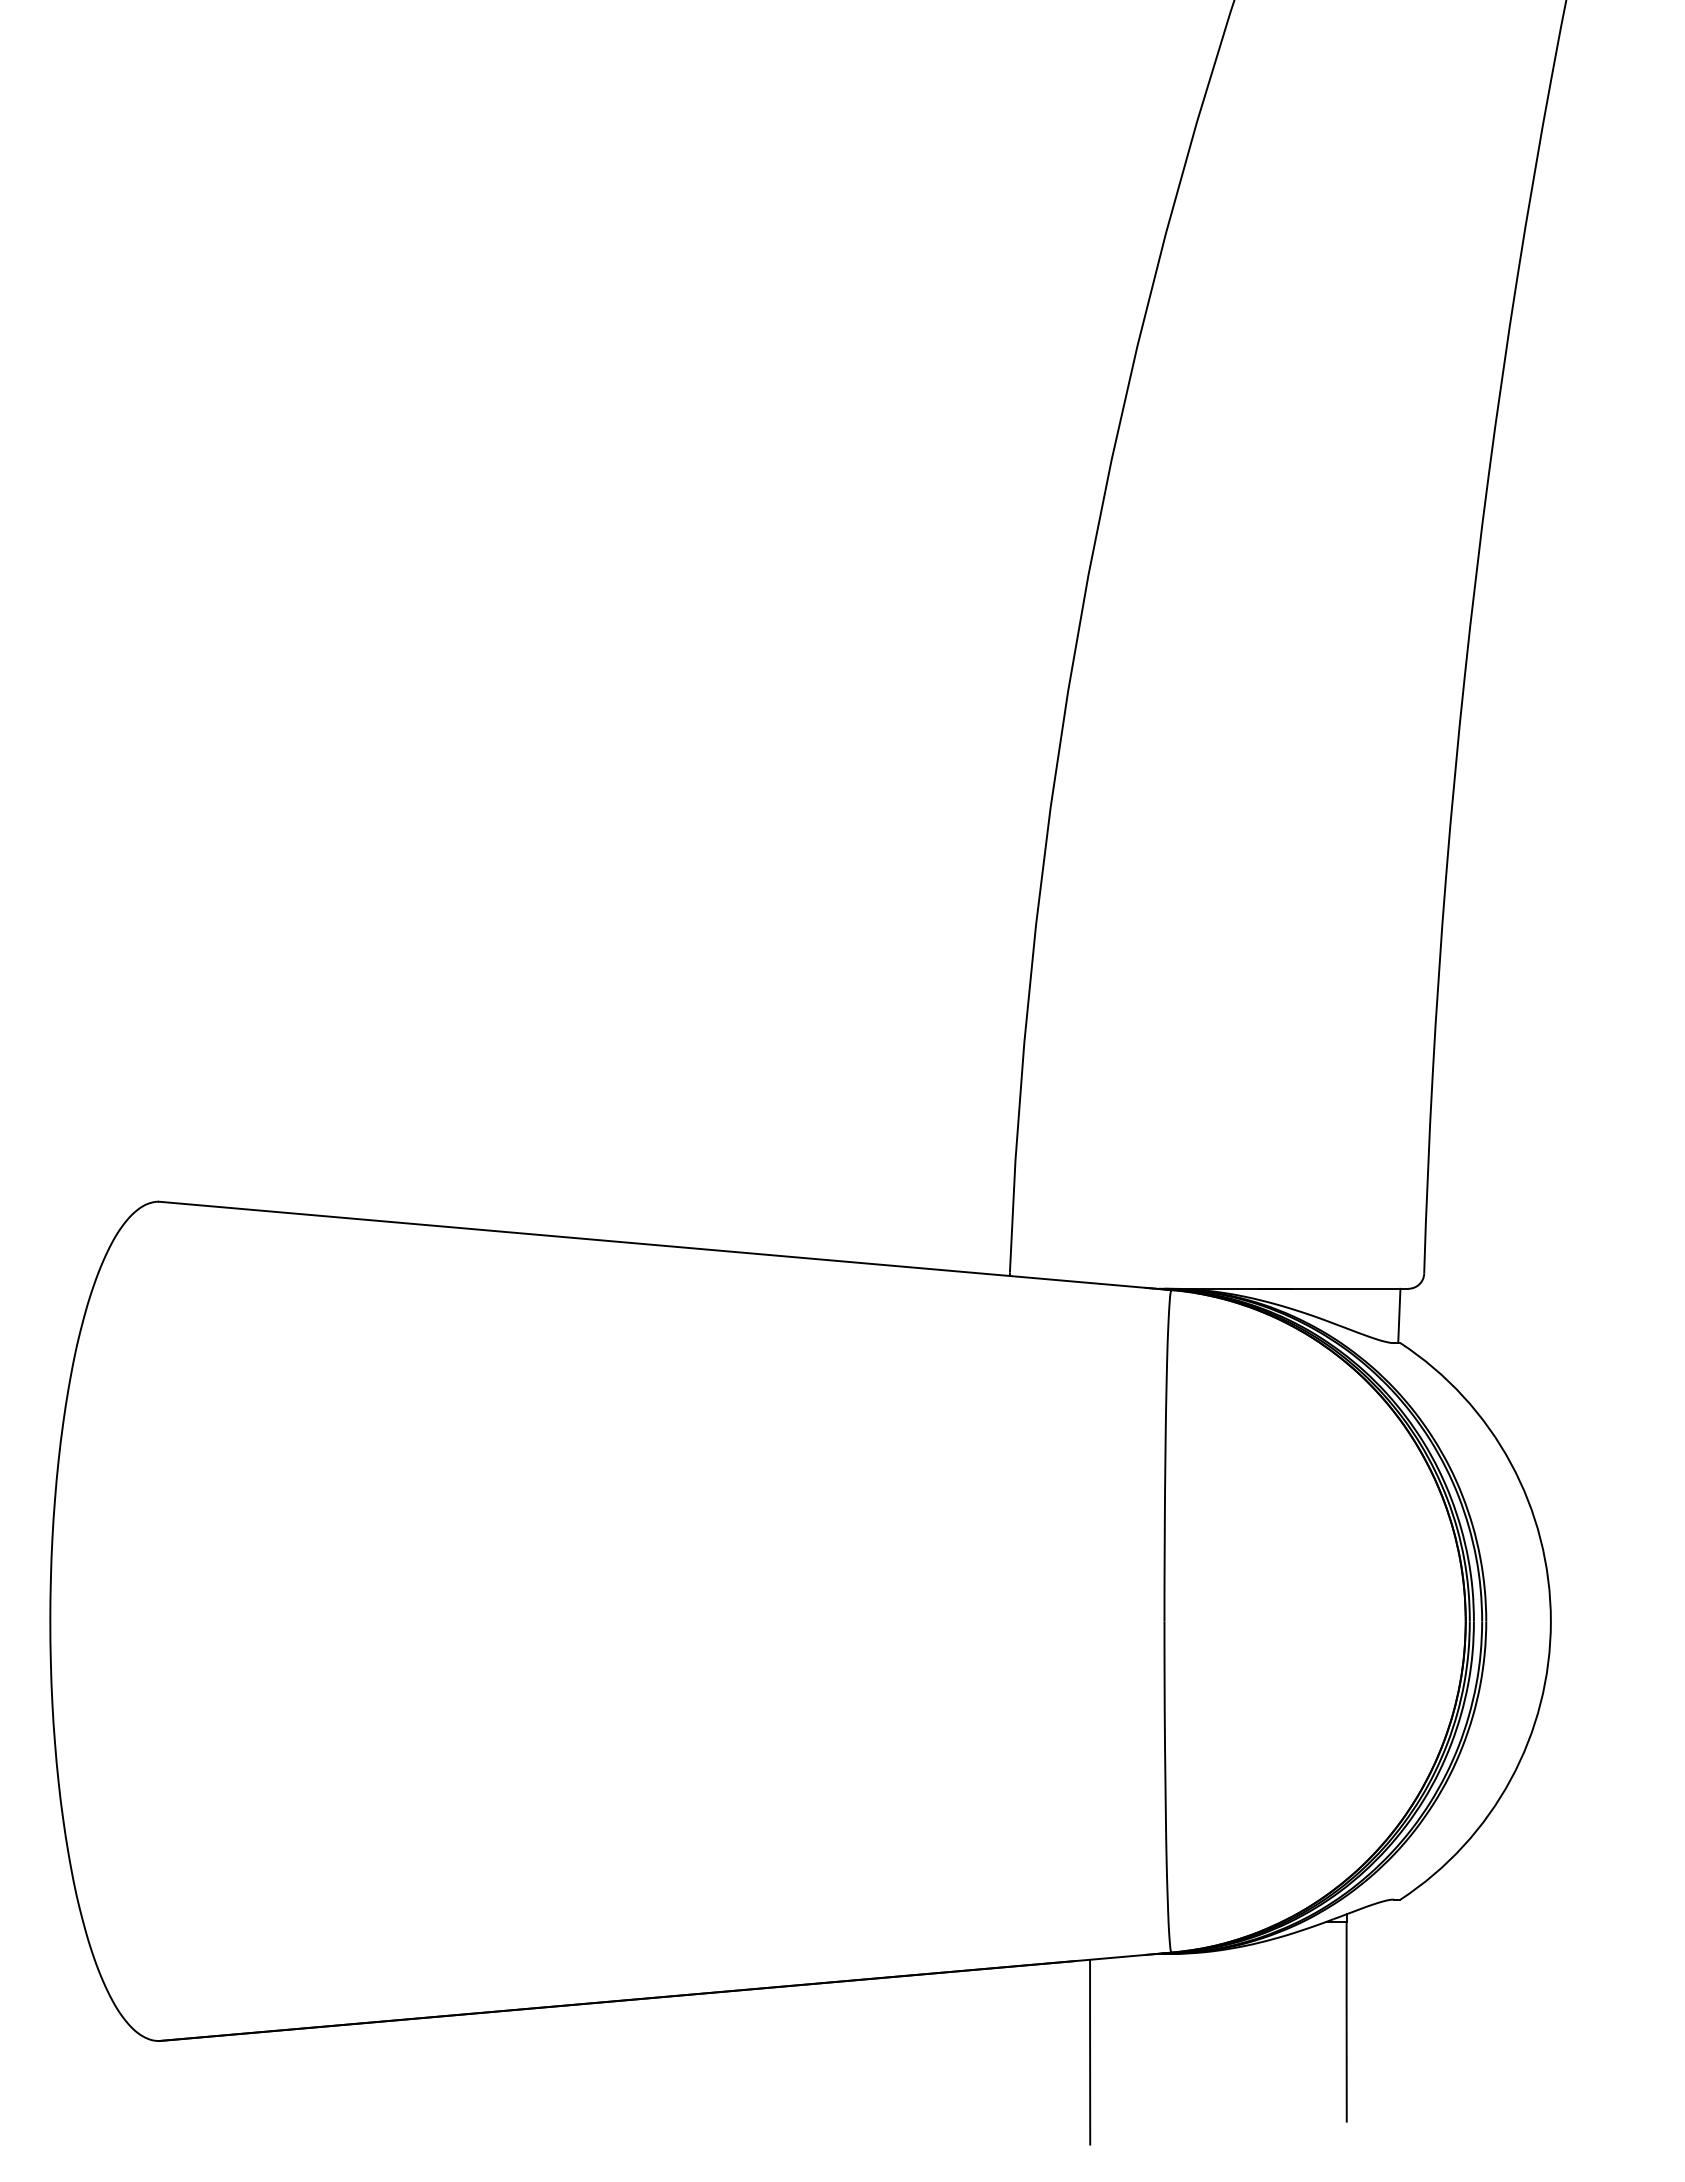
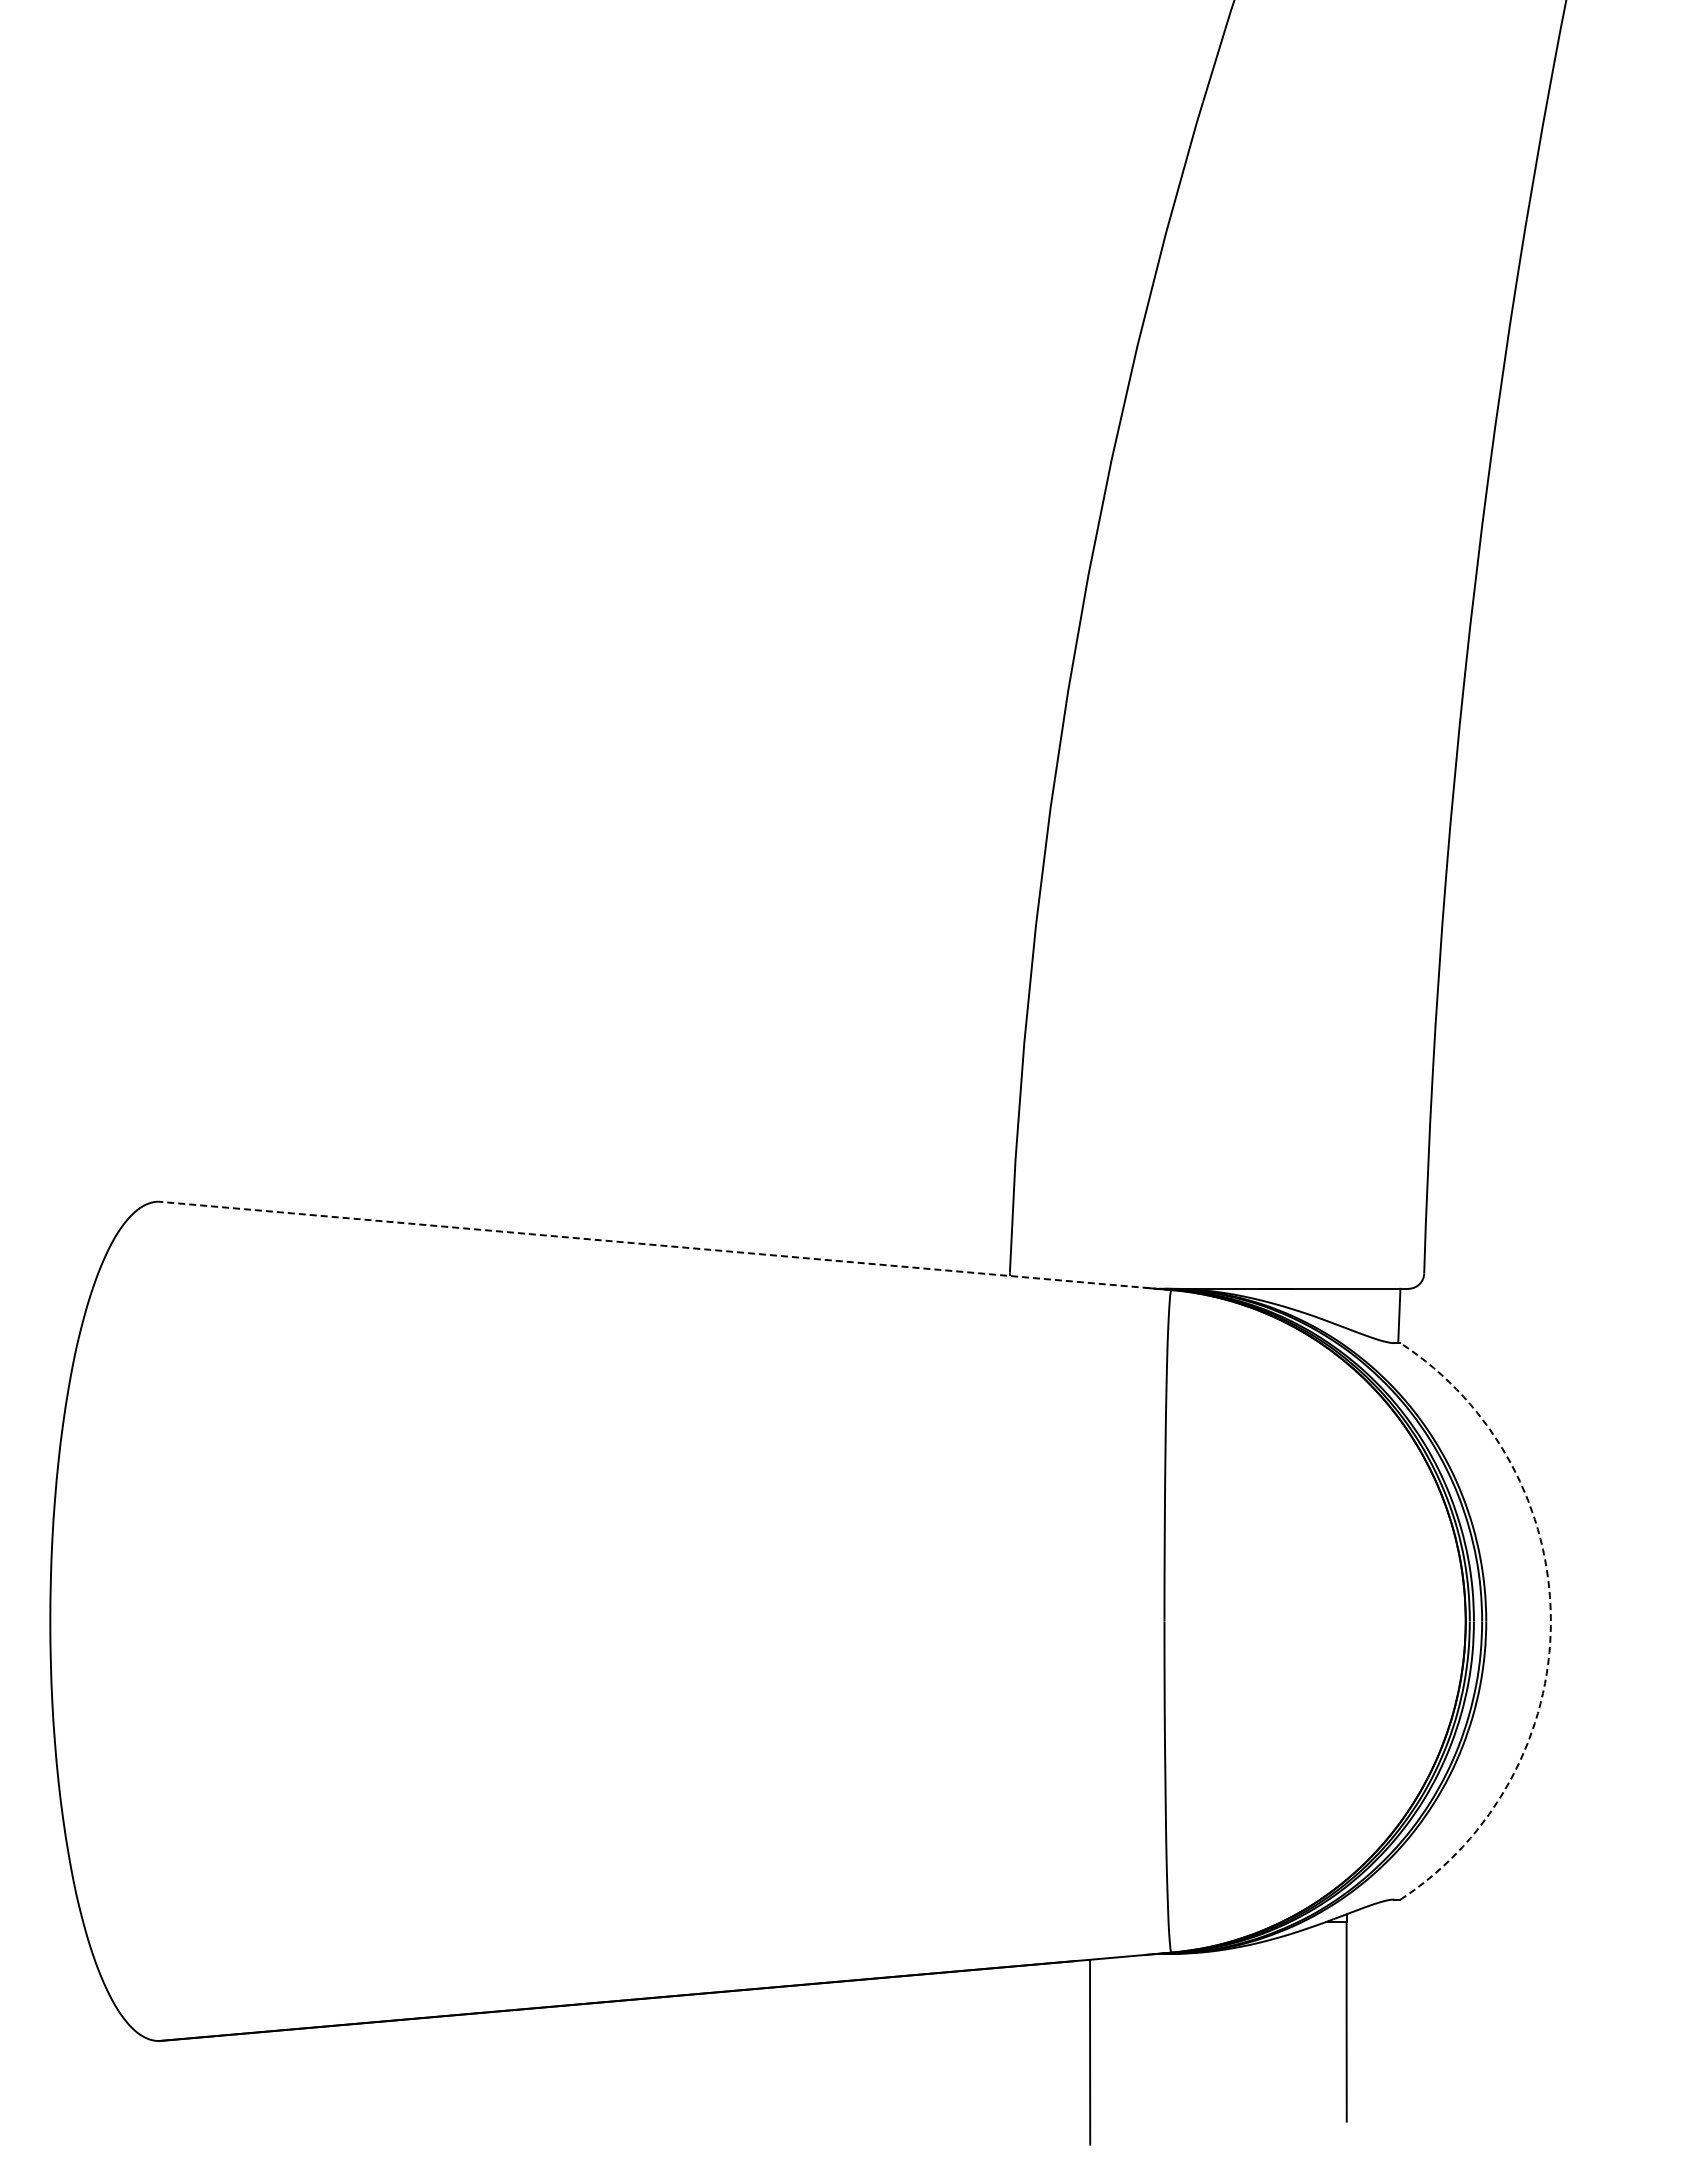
line: solid -> dashed (664, 1245)
arc: solid -> dashed (1550, 1621)
